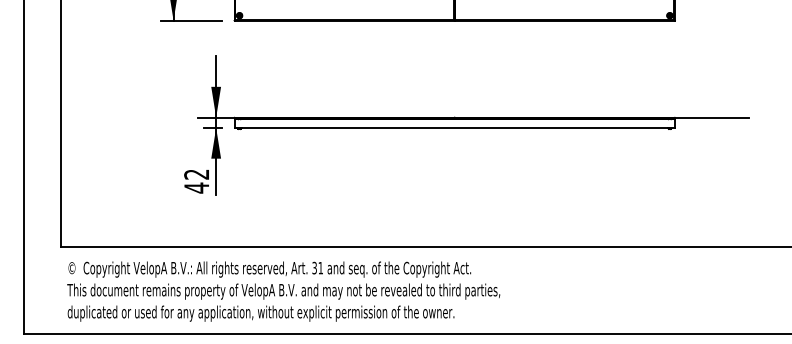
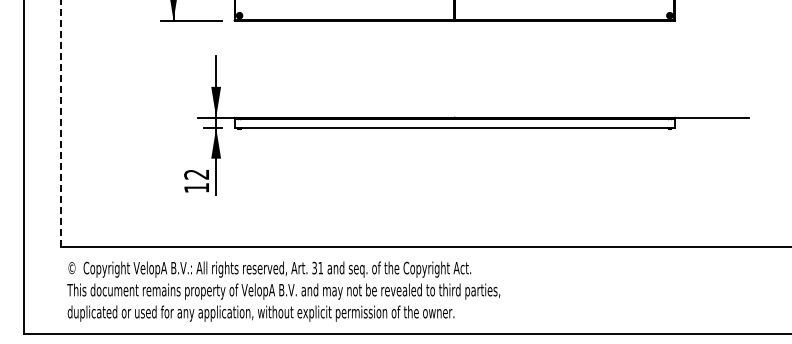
line: solid -> dashed (60, 123)
text: 42 -> 12 (196, 187)
